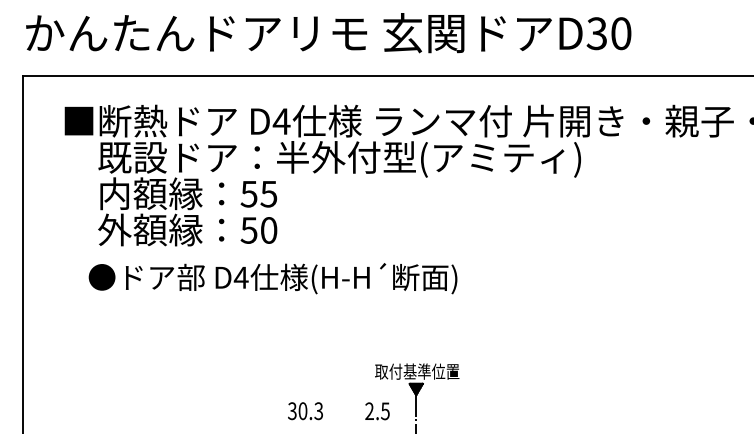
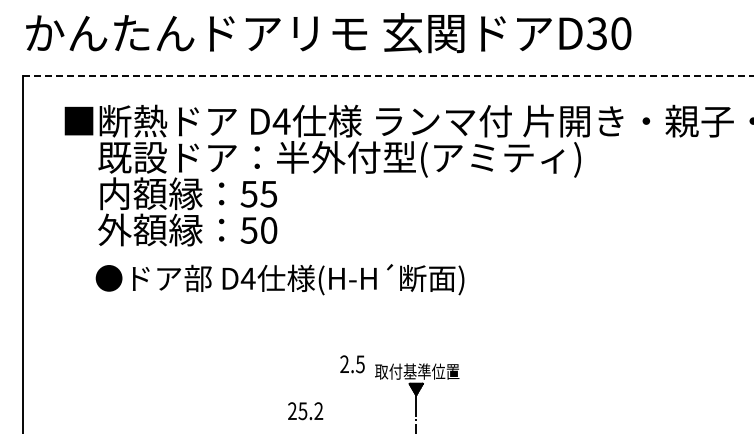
line: solid -> dashed (388, 75)
text position: (272, 278) -> (279, 279) (279, 279)
text: 30.3 -> 25.2 (305, 411)
text position: (377, 411) -> (352, 364) (352, 364)
